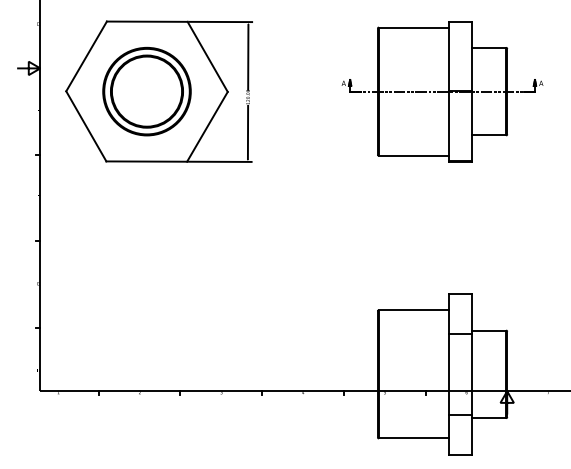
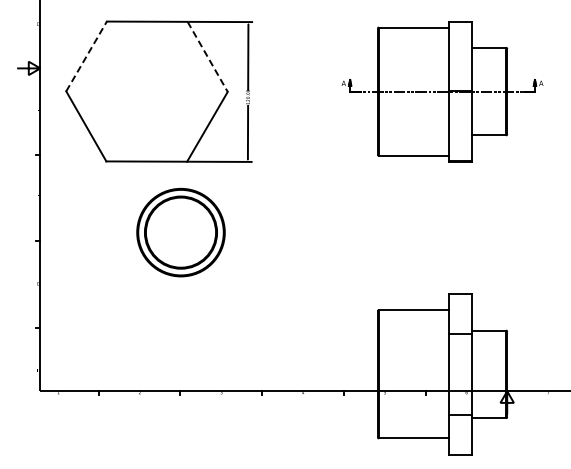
line: solid -> dashed (86, 56)
line: solid -> dashed (207, 57)
part position: (146, 91) -> (180, 232) (180, 232)
